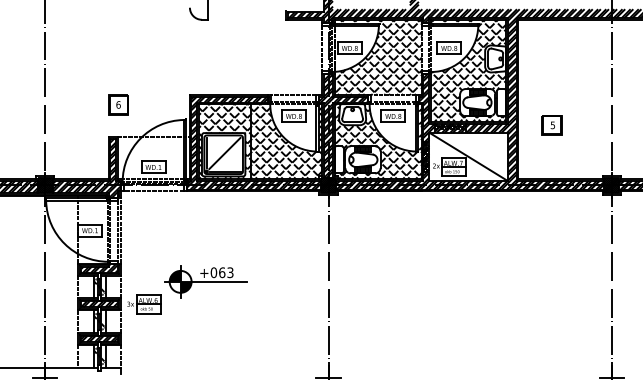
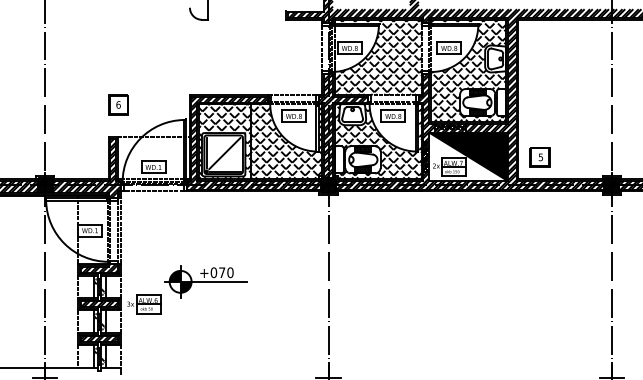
part position: (551, 125) -> (539, 157) (539, 157)
fill: none -> present (468, 156)
text: +063 -> +070 (226, 272)
